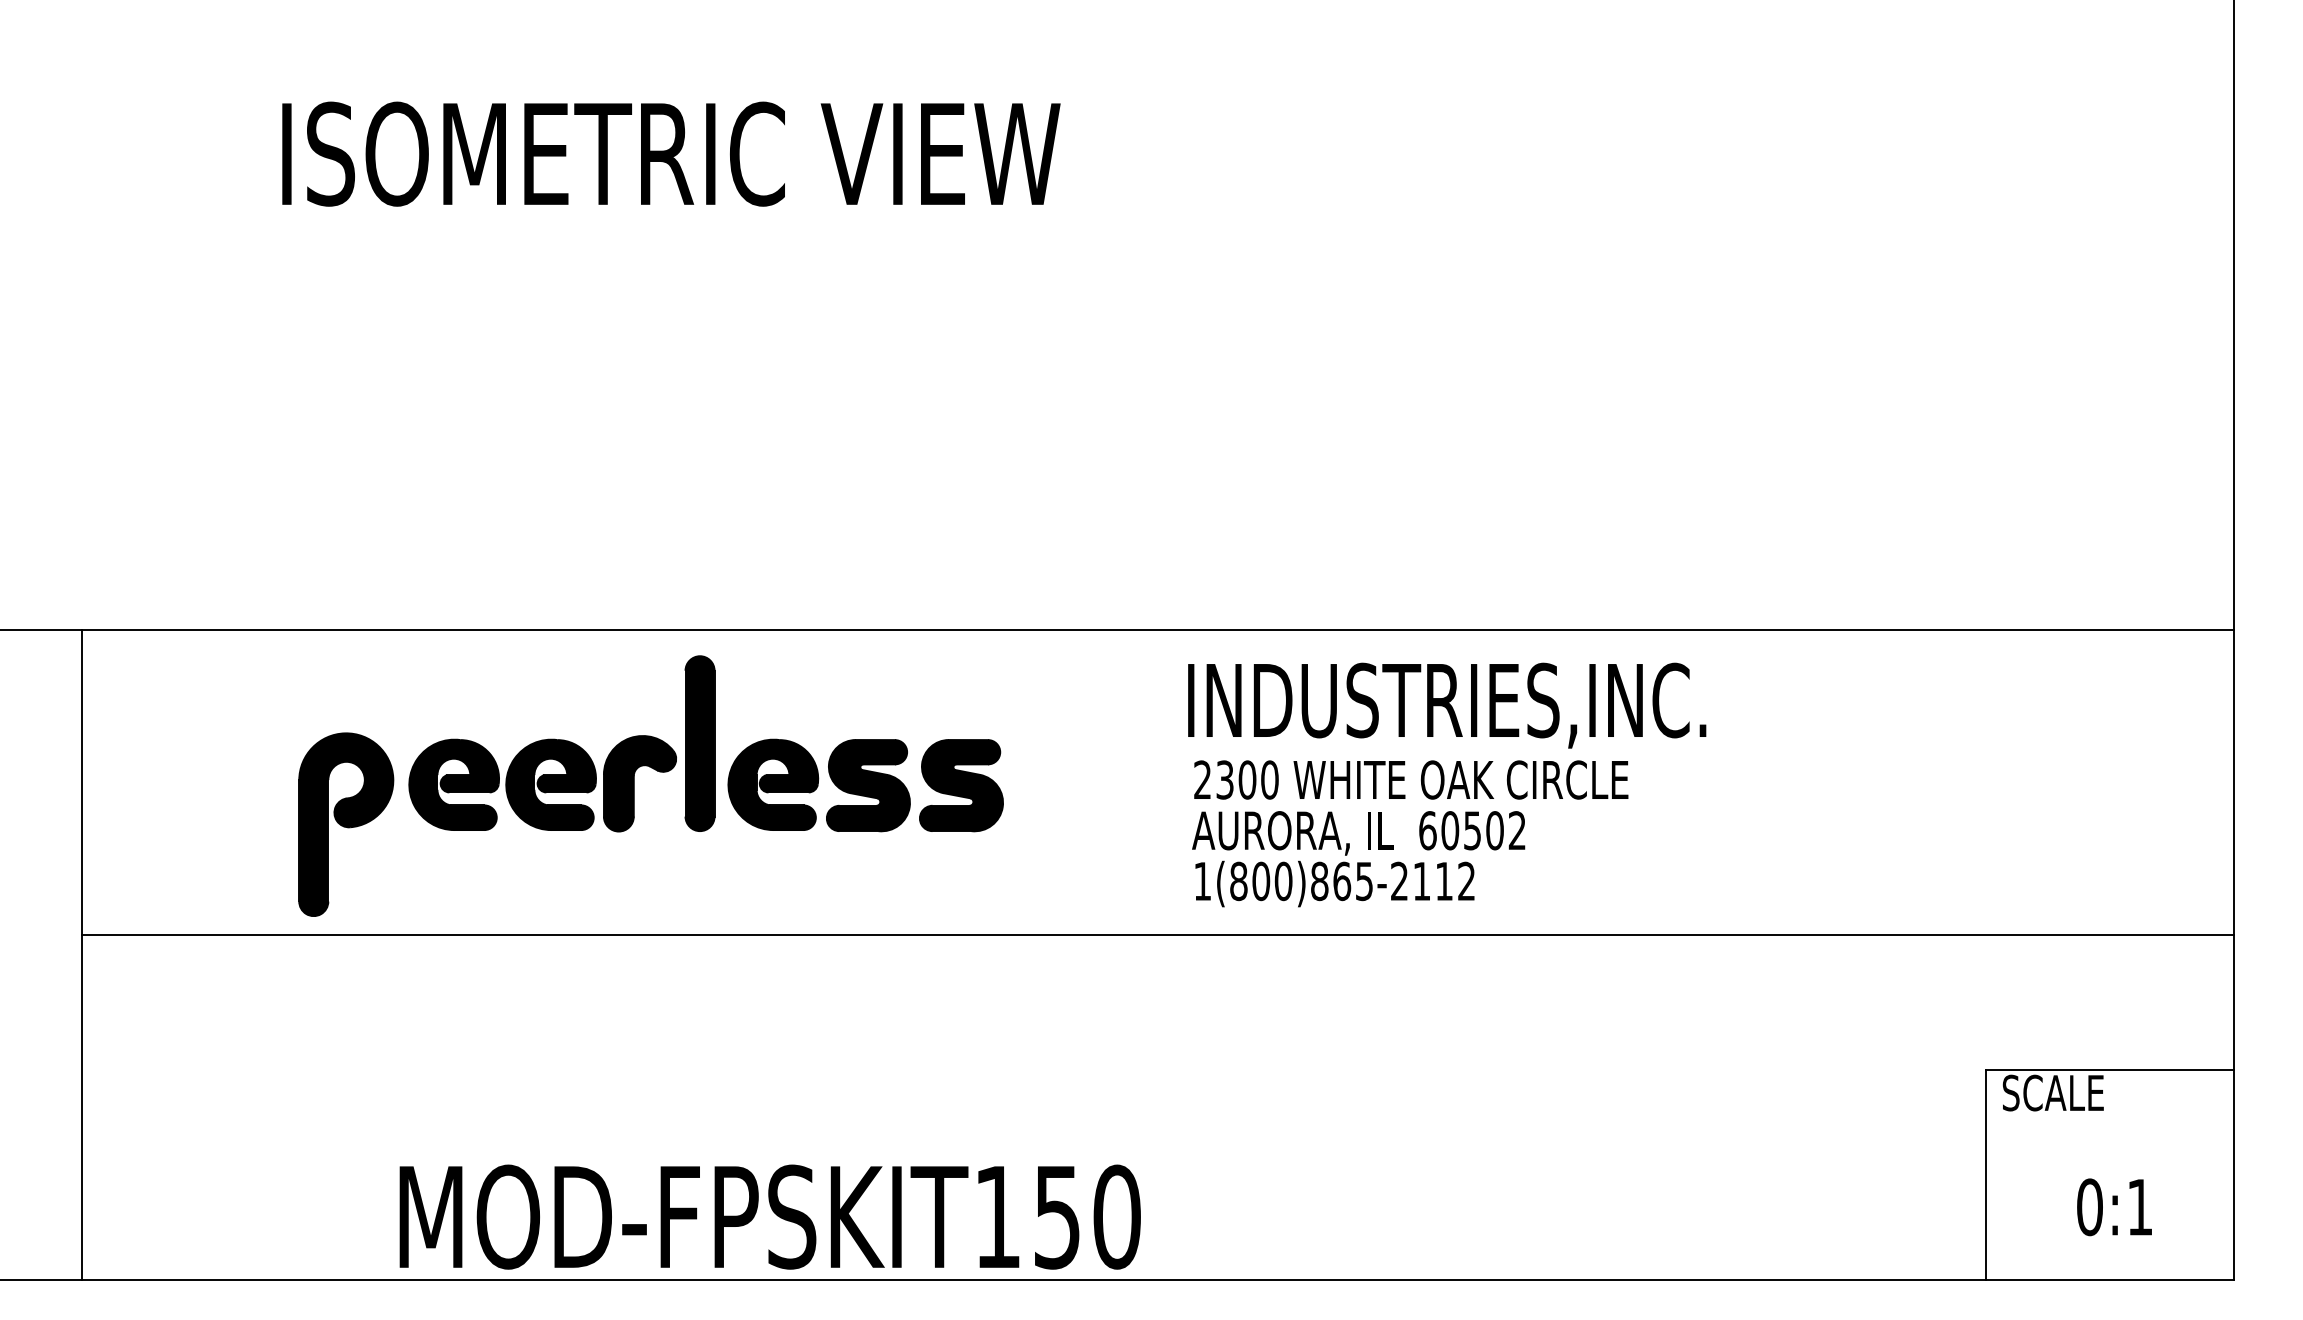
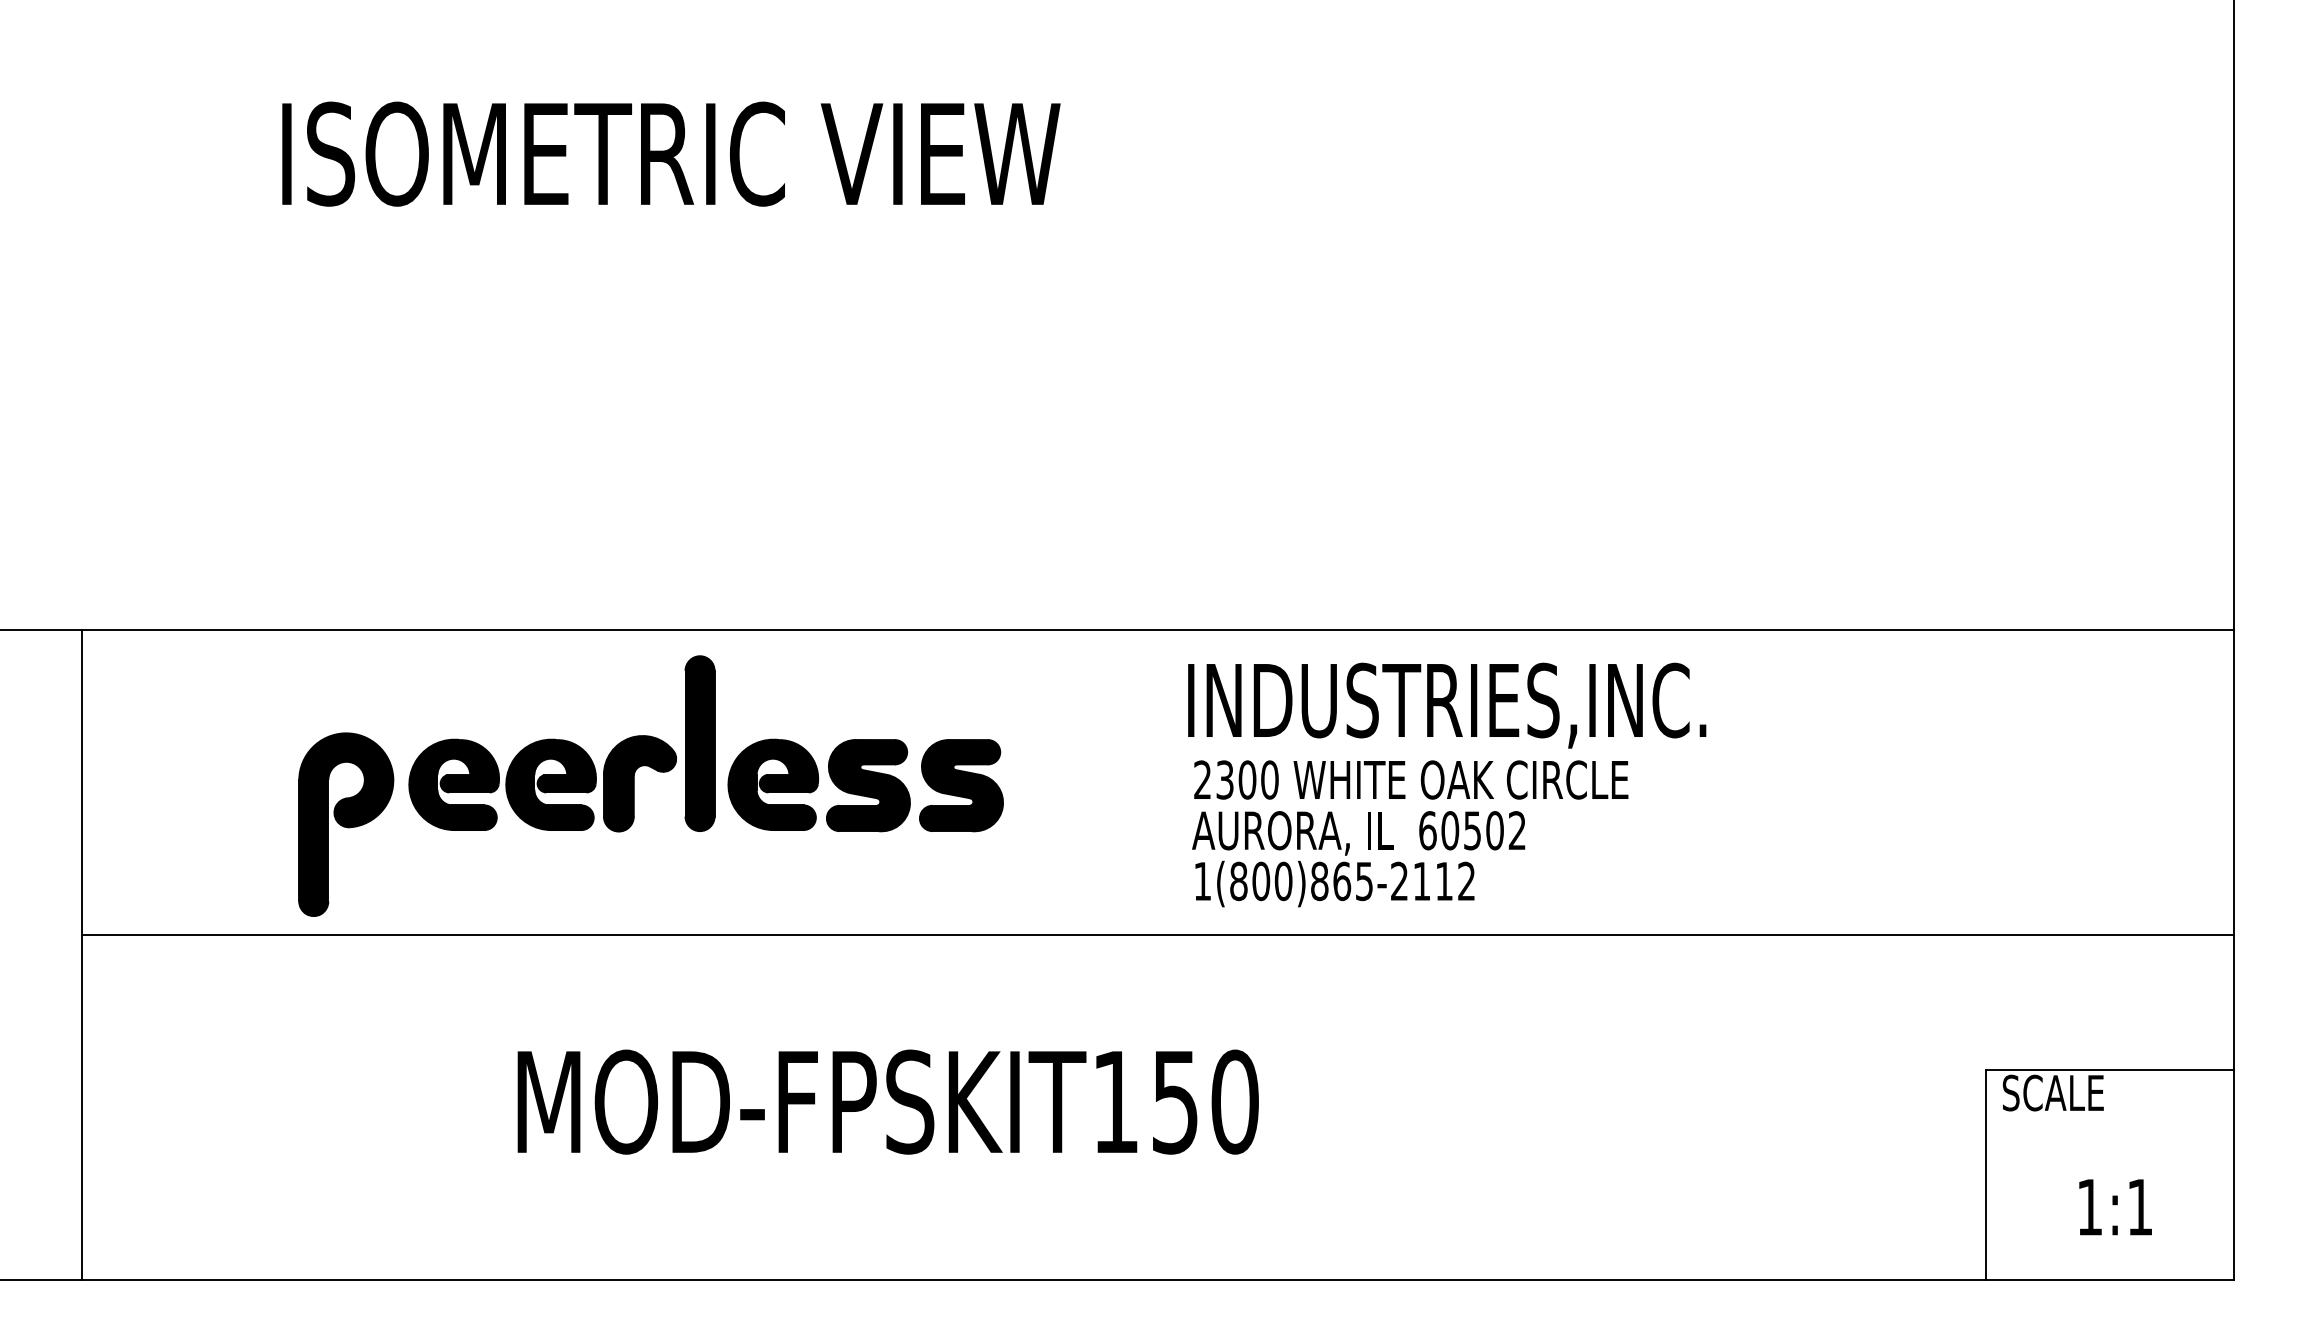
text: 0:1 -> 1:1 (2089, 1207)
text position: (769, 1216) -> (887, 1101) (887, 1101)
